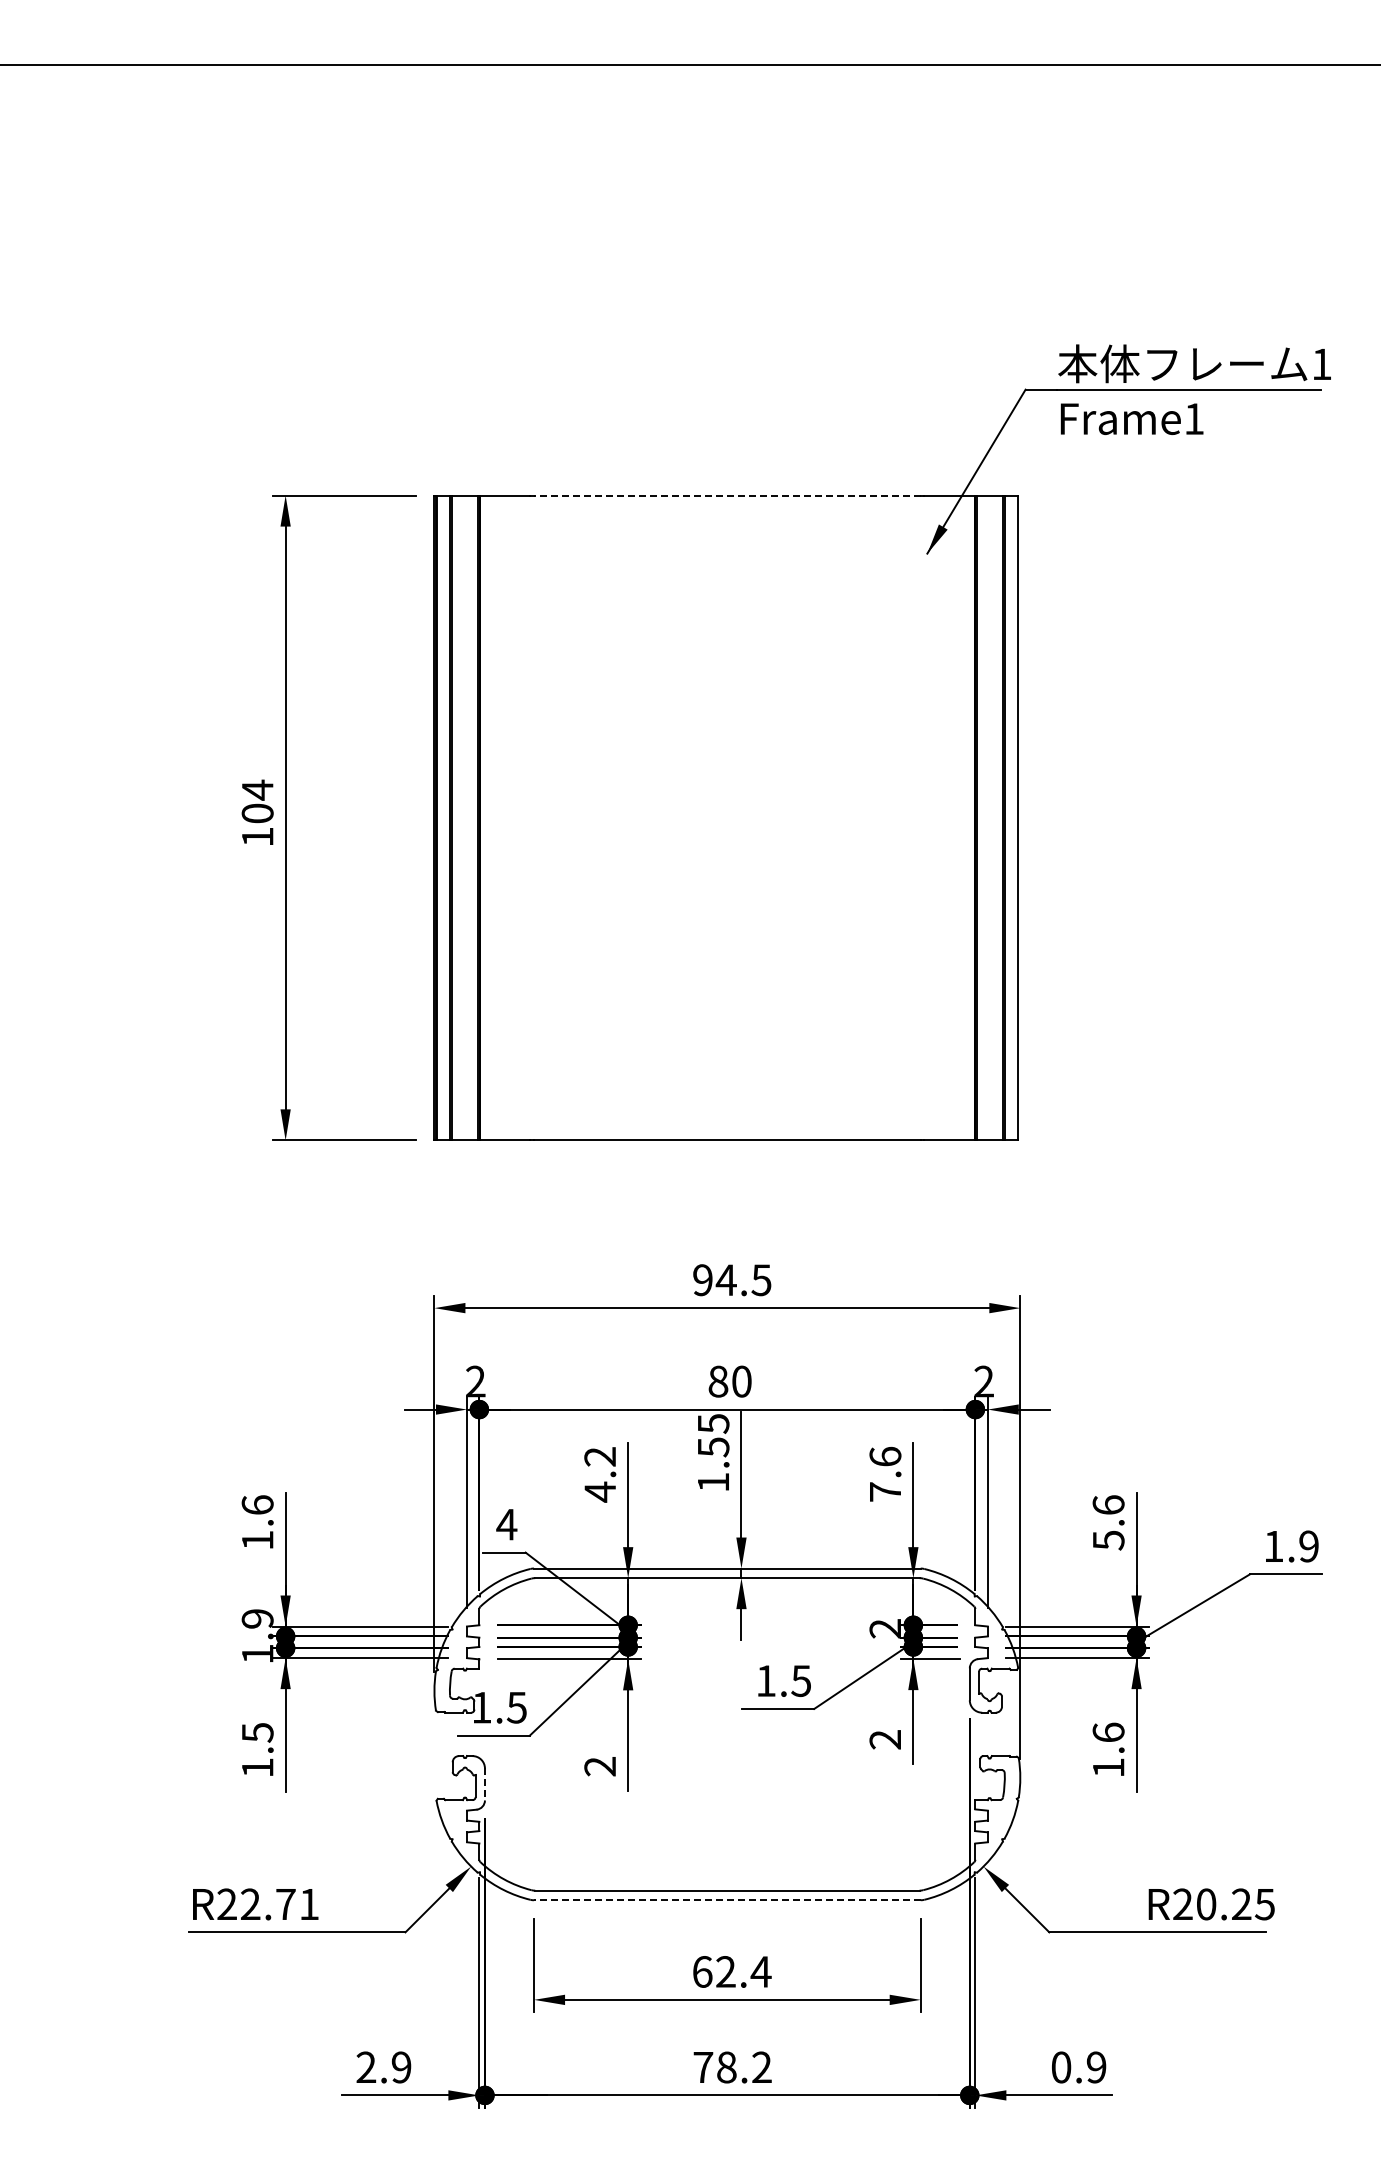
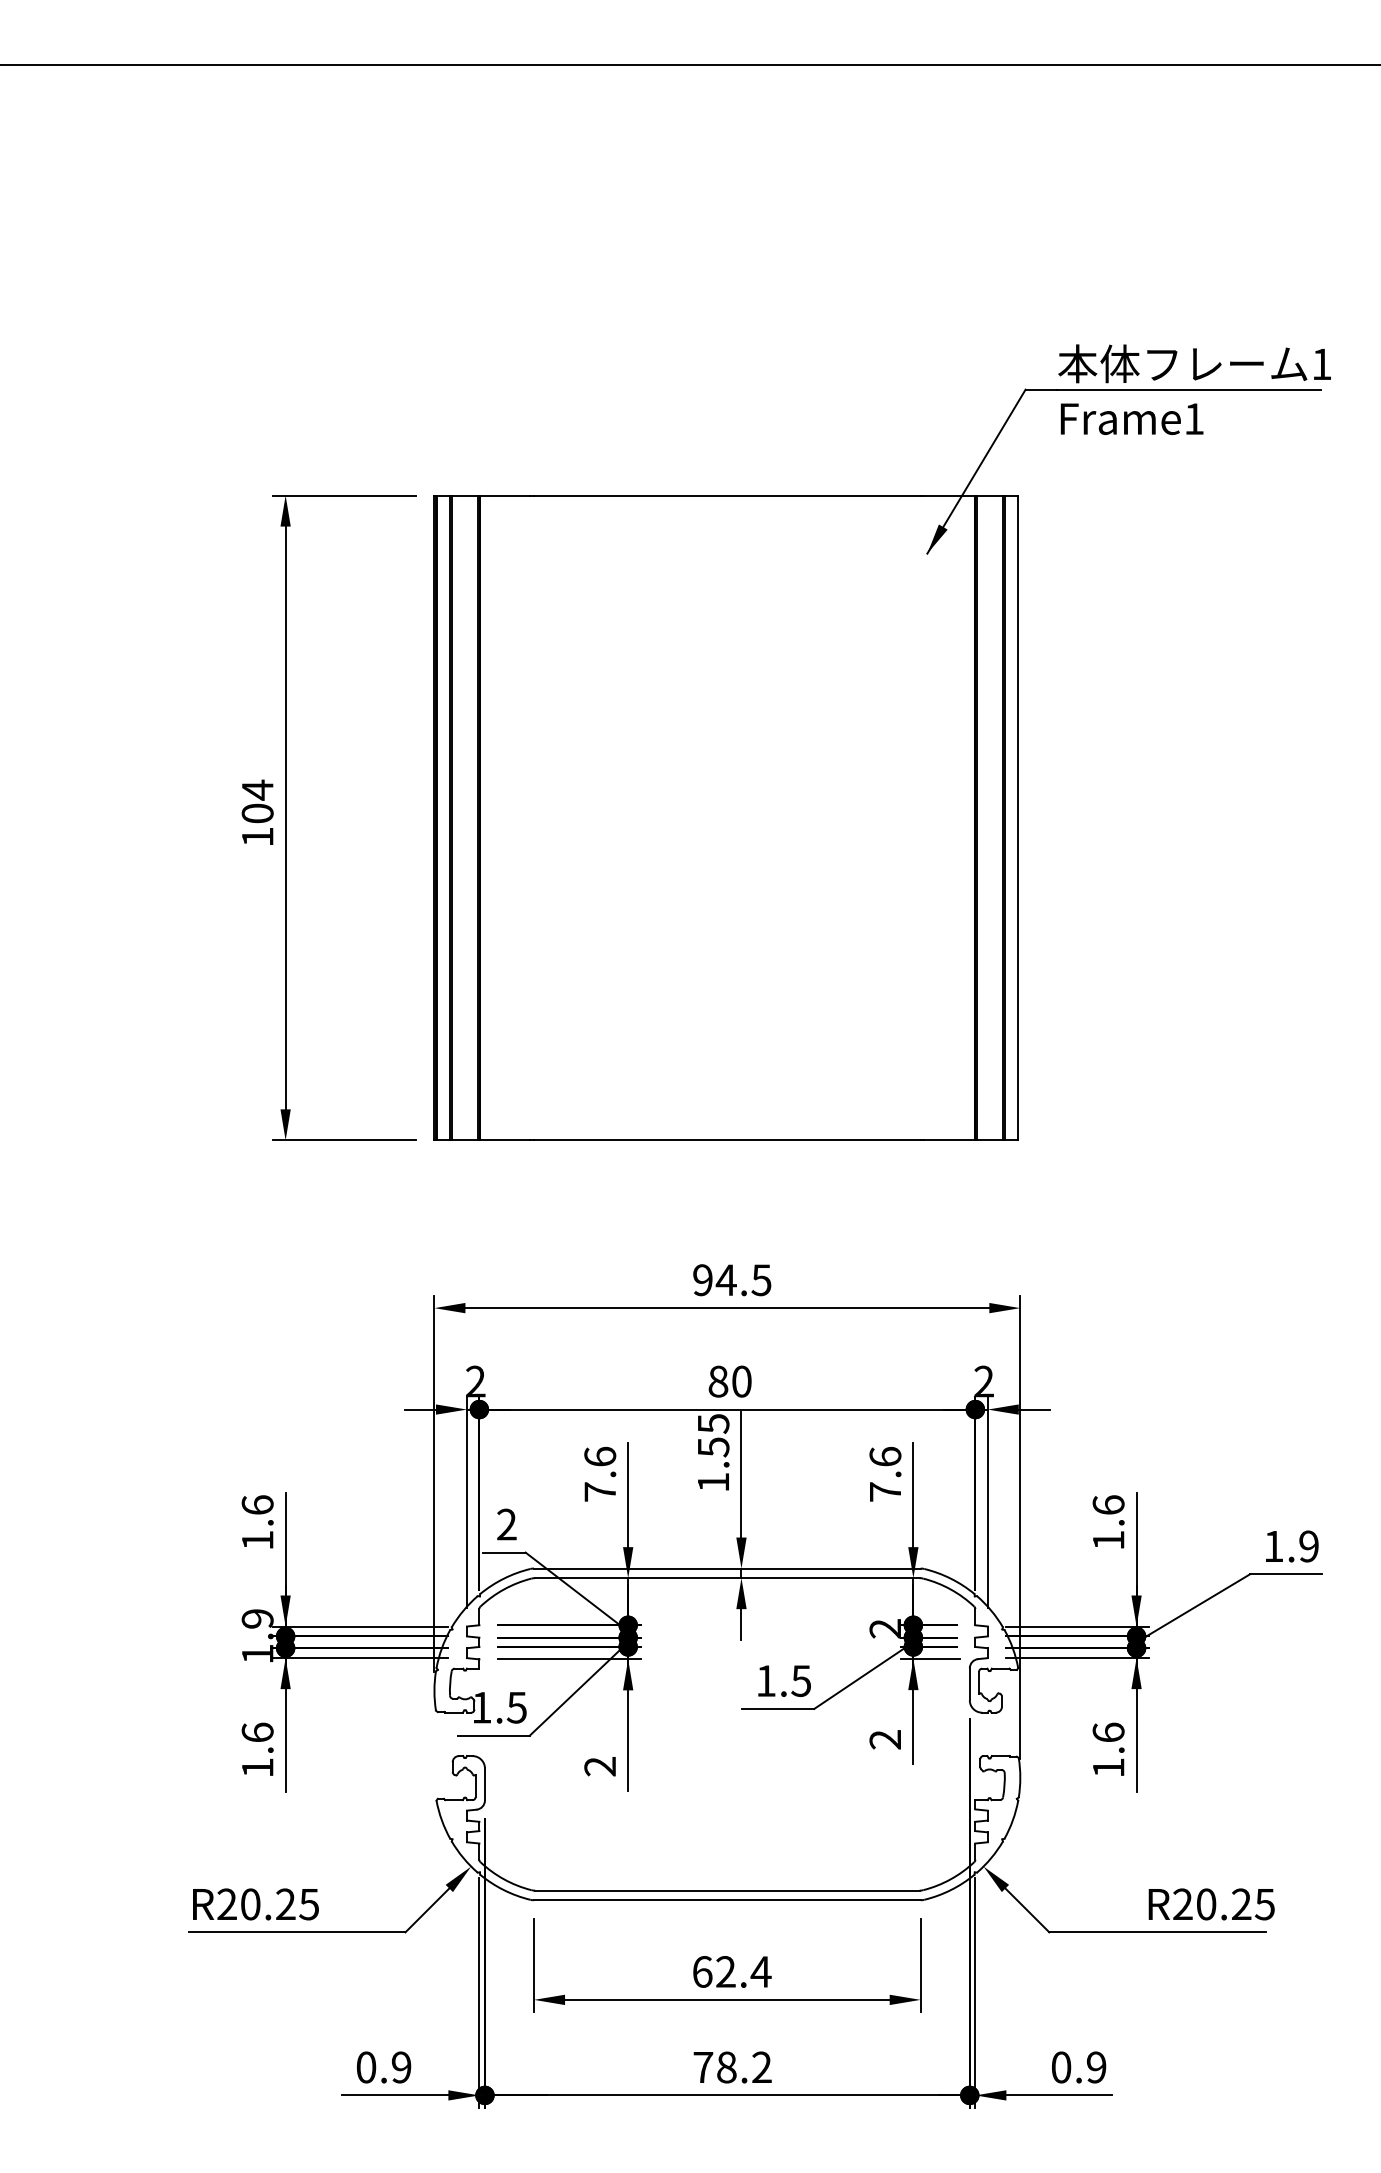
line: dashed -> solid (726, 495)
text: 4.2 -> 7.6 (600, 1474)
text: 4 -> 2 (506, 1524)
text: 5.6 -> 1.6 (1108, 1540)
text: 1.5 -> 1.6 (257, 1732)
line: dashed -> solid (484, 1784)
line: dashed -> solid (726, 1900)
text: R22.71 -> R20.25 (279, 1904)
text: 2.9 -> 0.9 (366, 2067)
